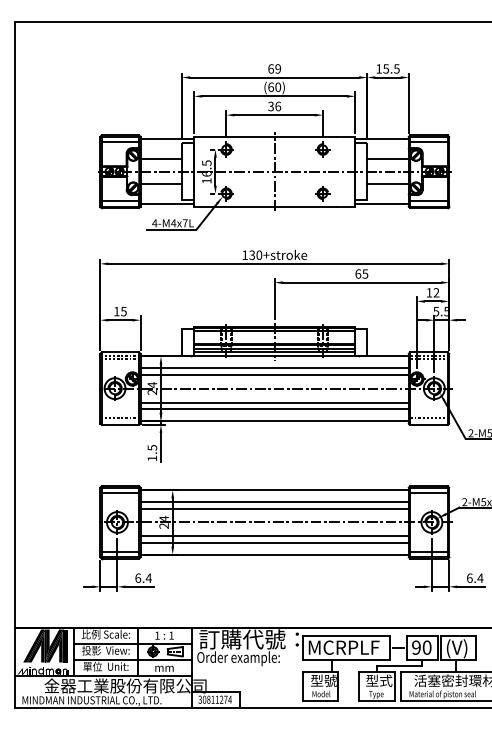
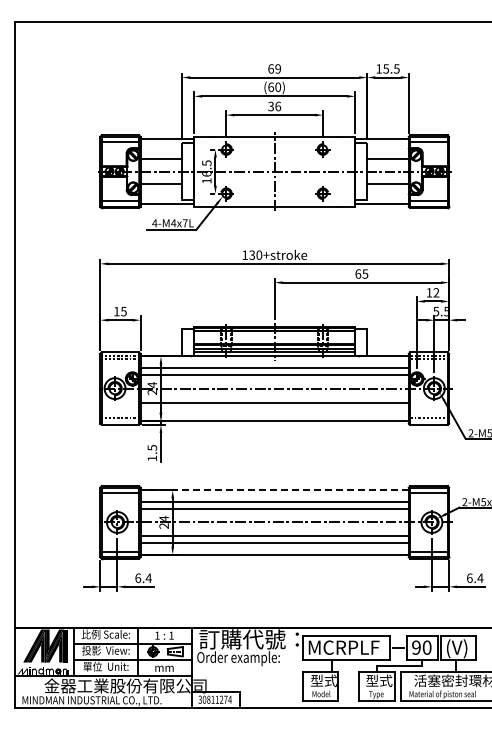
line: present -> none (274, 409)
line: solid -> dashed (274, 490)
text: 型號 -> 型式 (330, 680)
